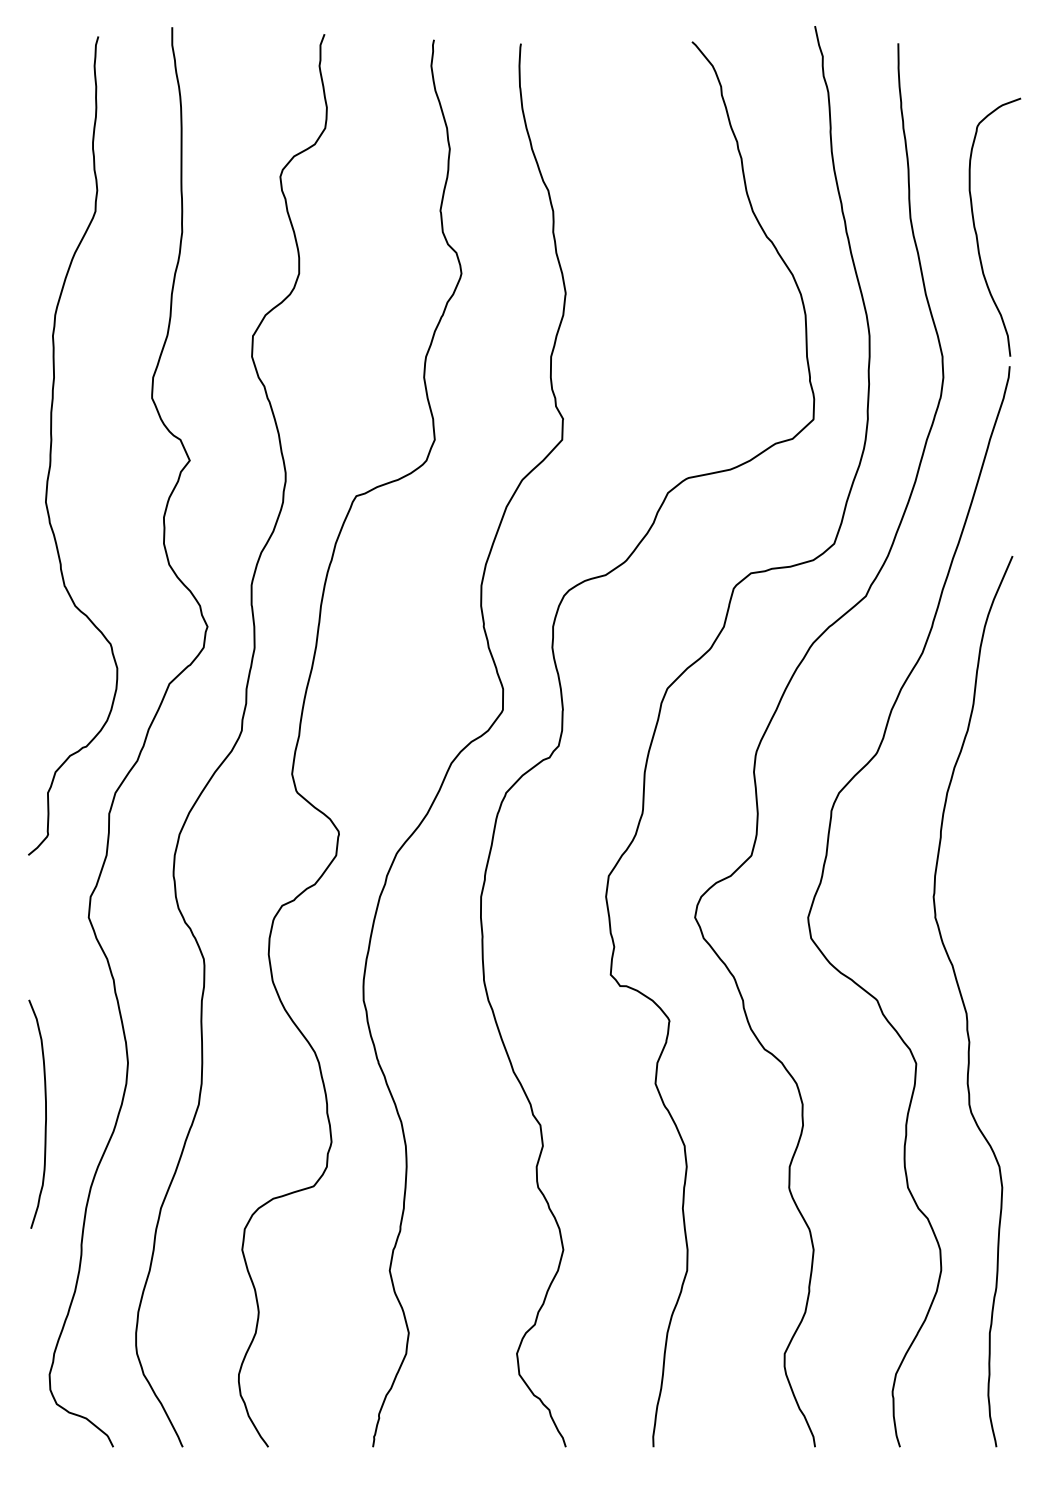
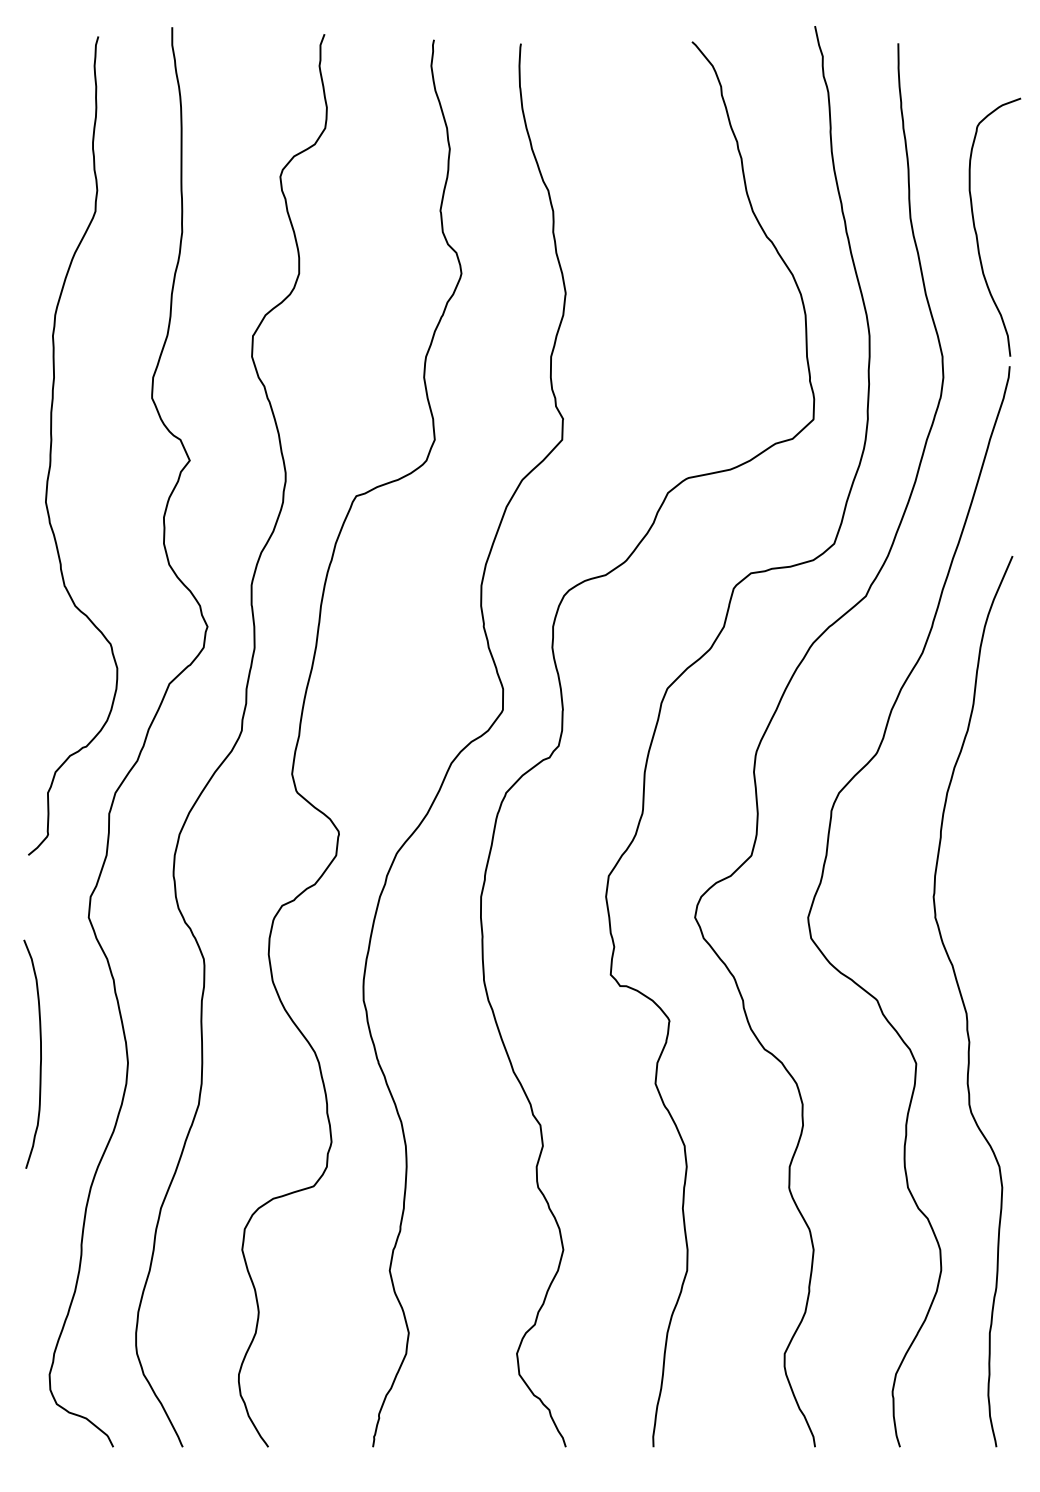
curve position: (45, 1113) -> (40, 1053) (40, 1053)
